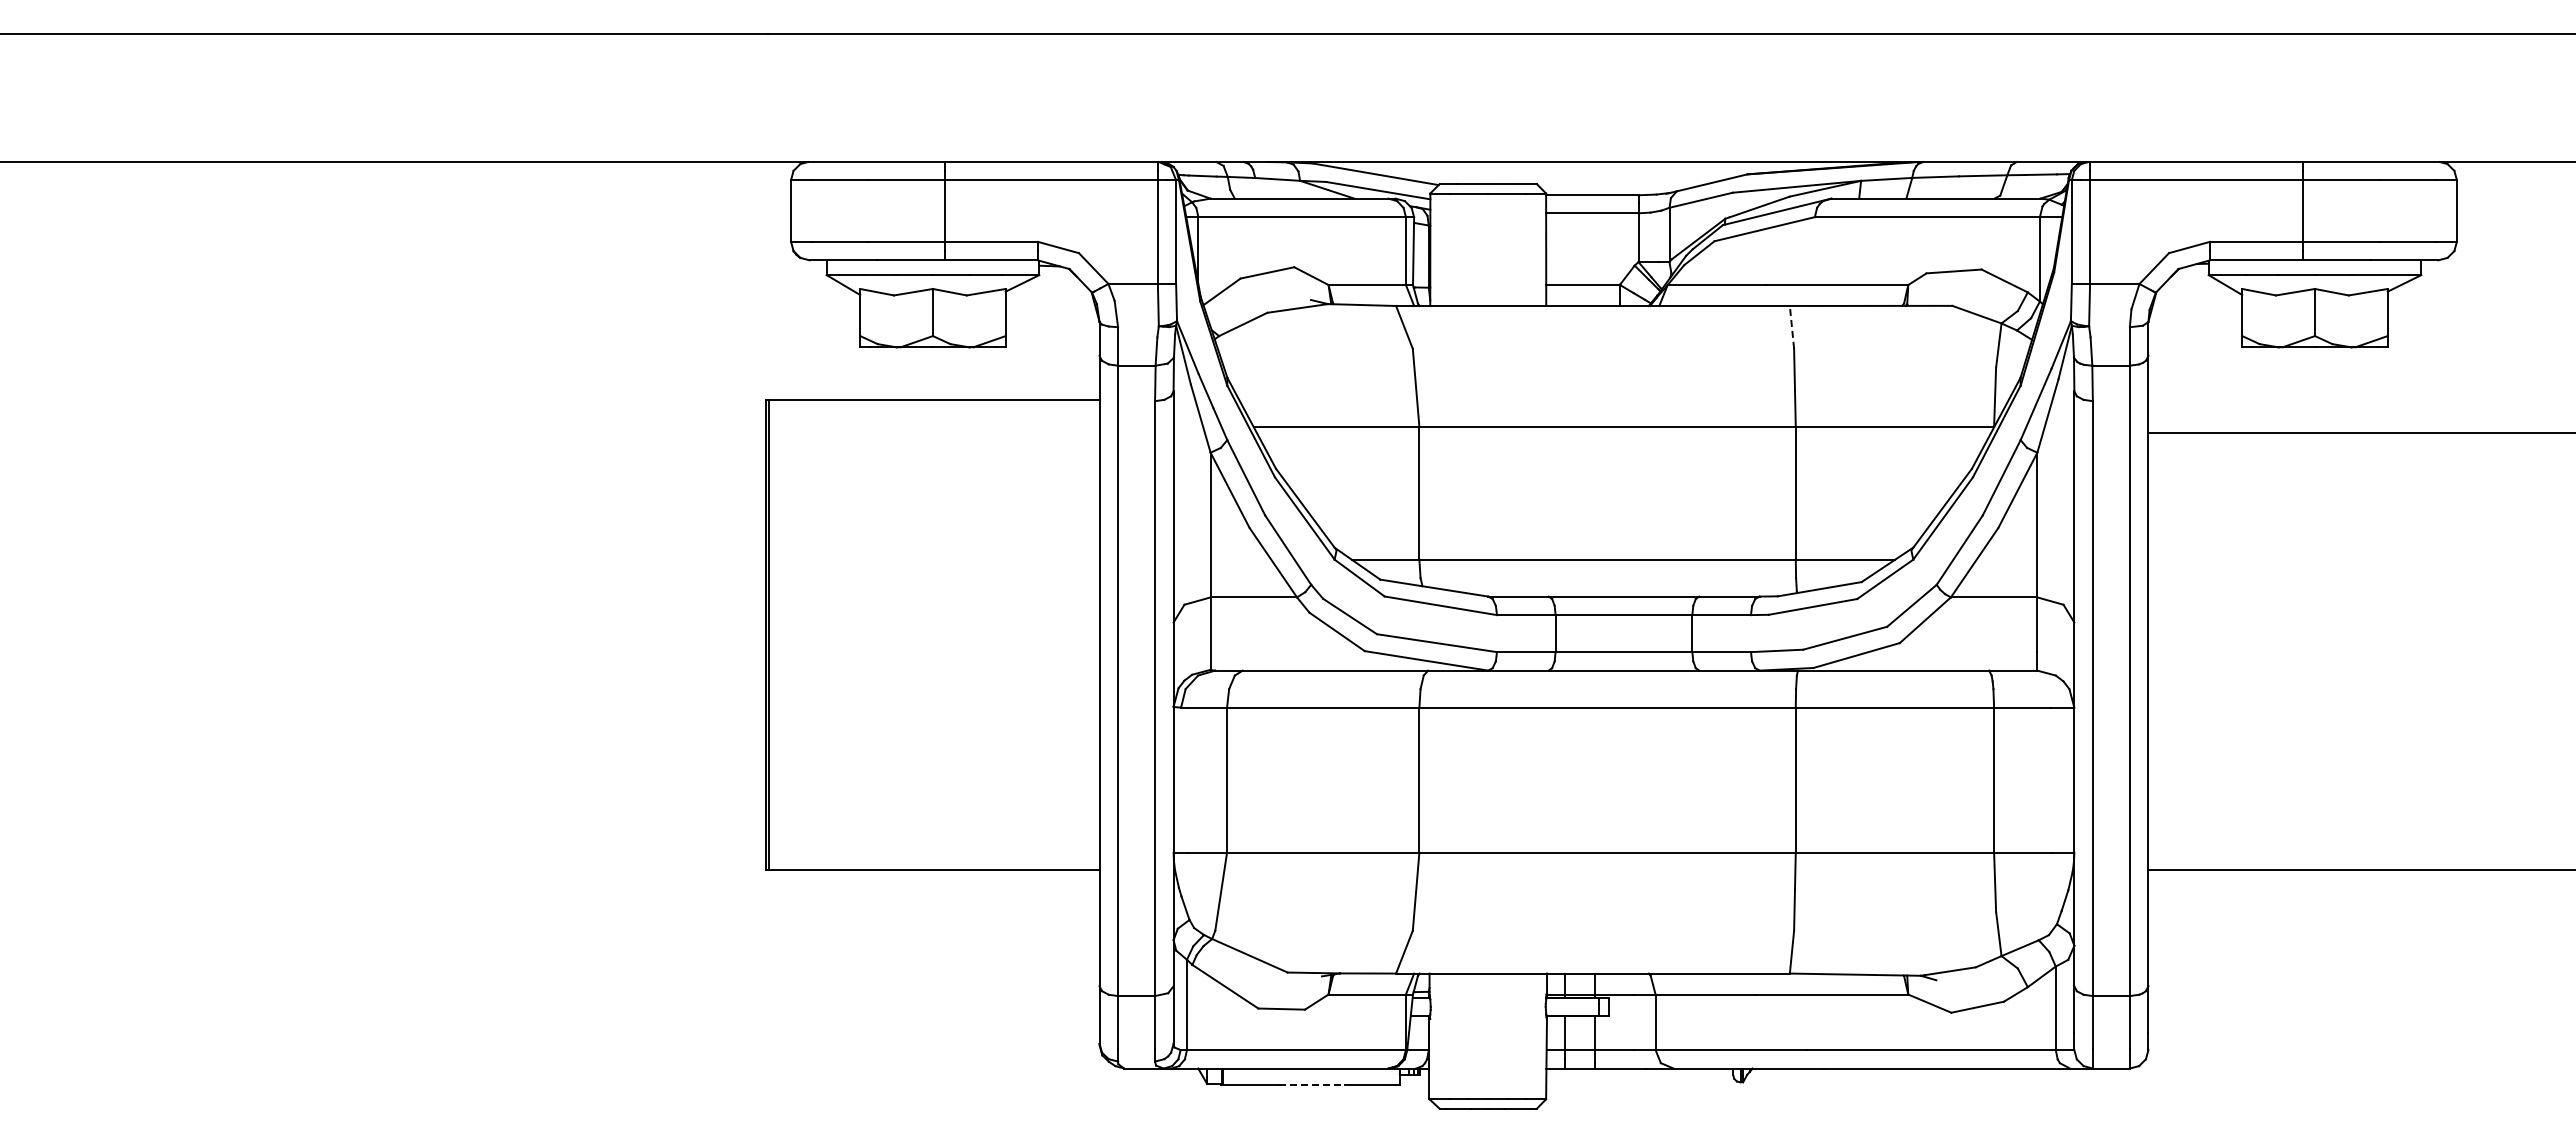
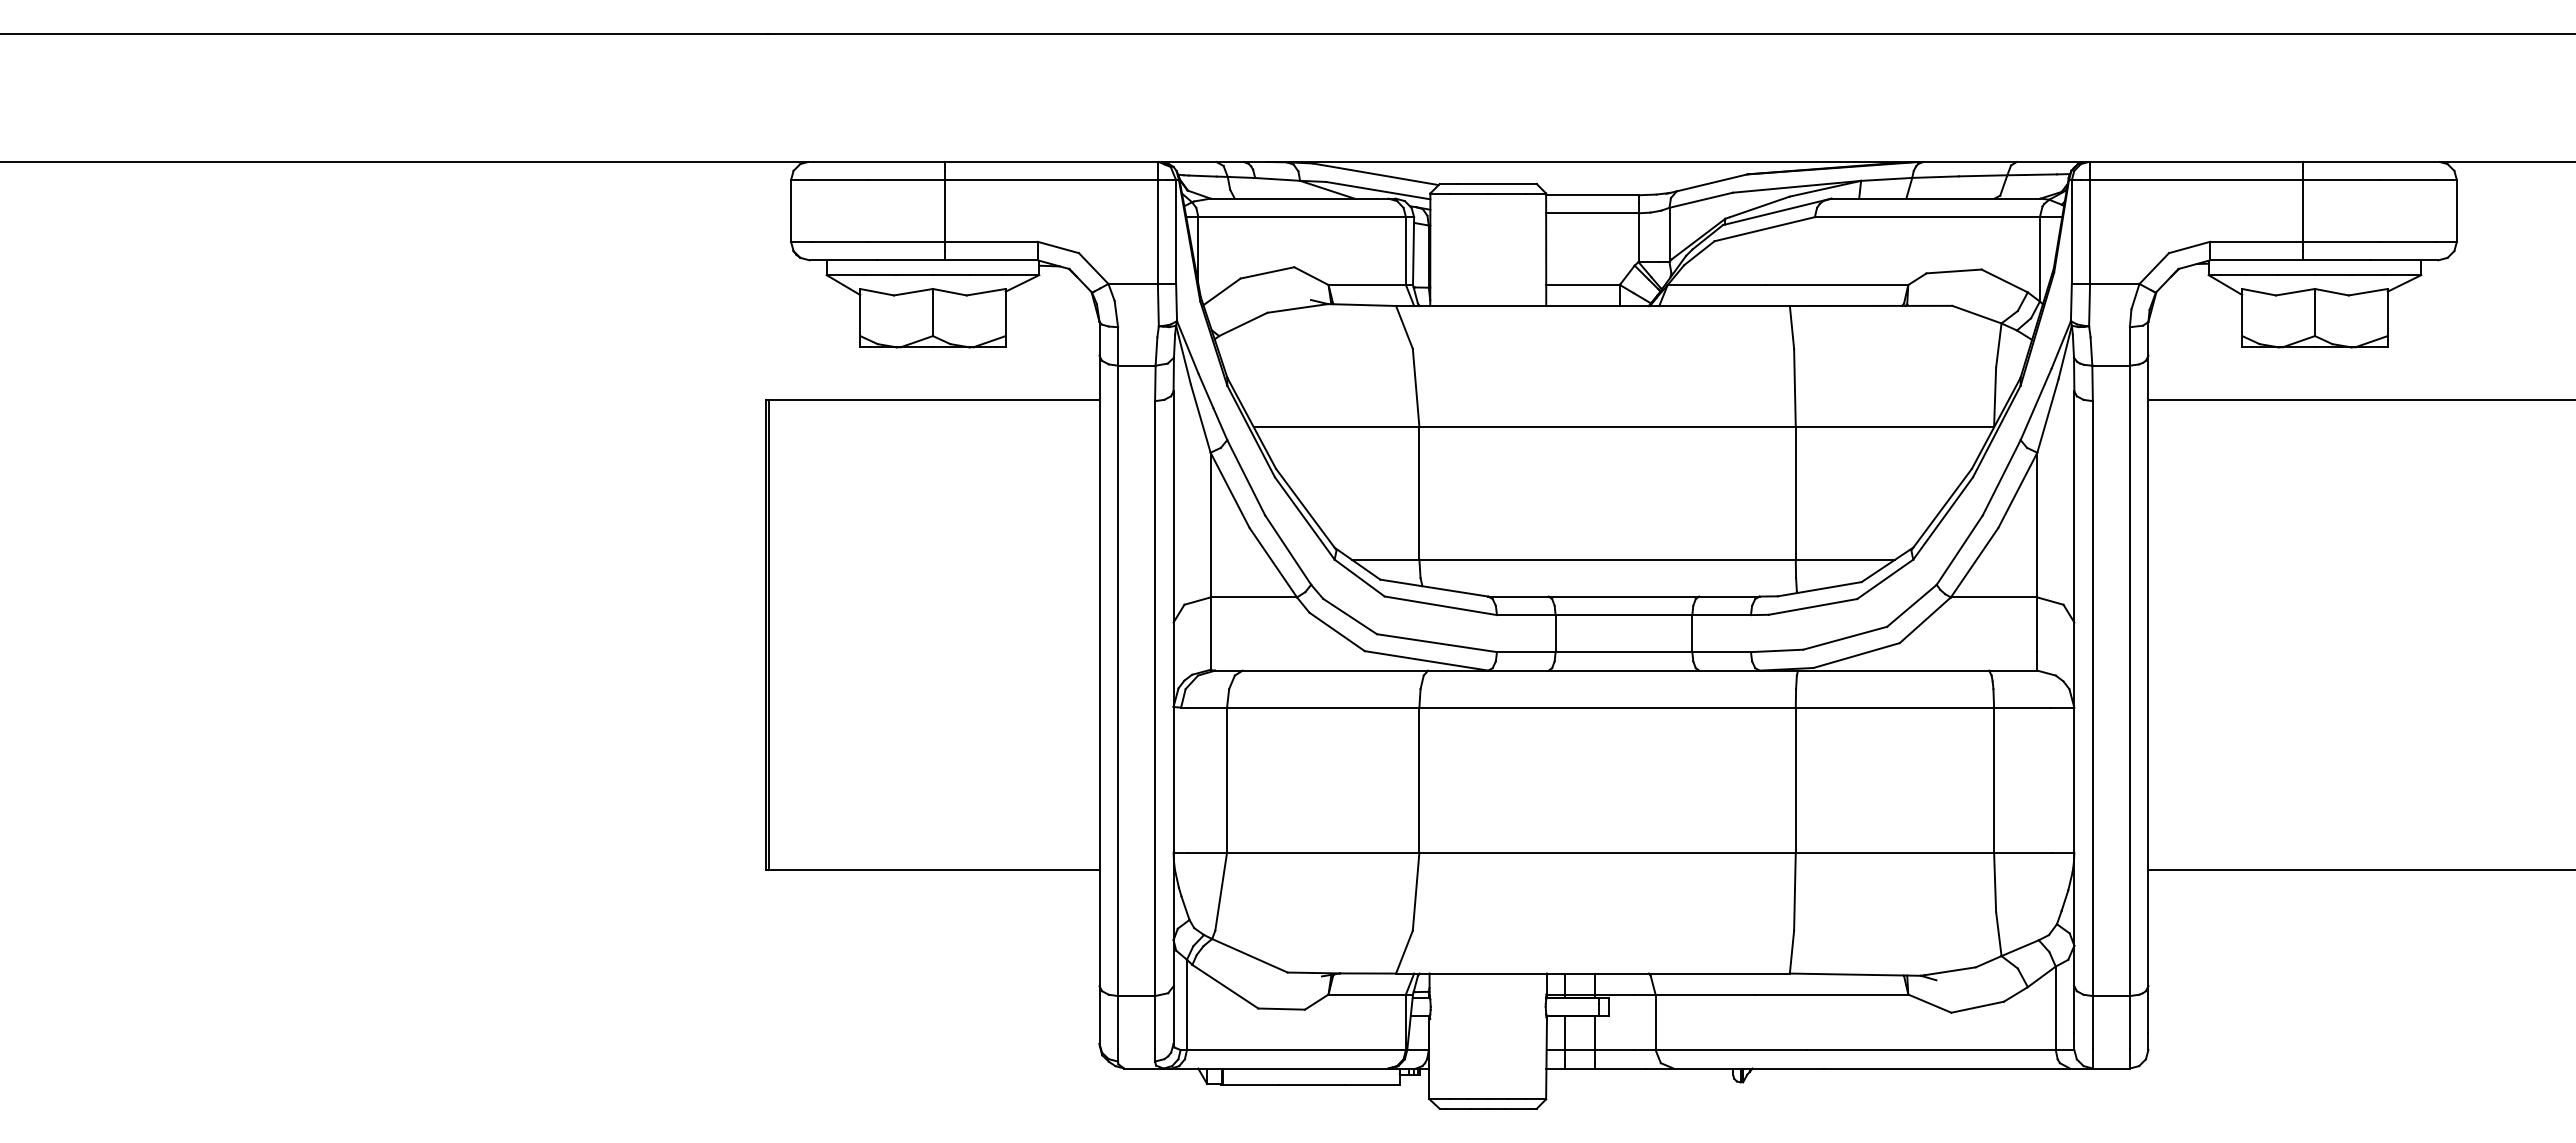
line: dashed -> solid (1791, 327)
line position: (2360, 432) -> (2360, 399) (2360, 399)
line: dashed -> solid (1311, 1085)
